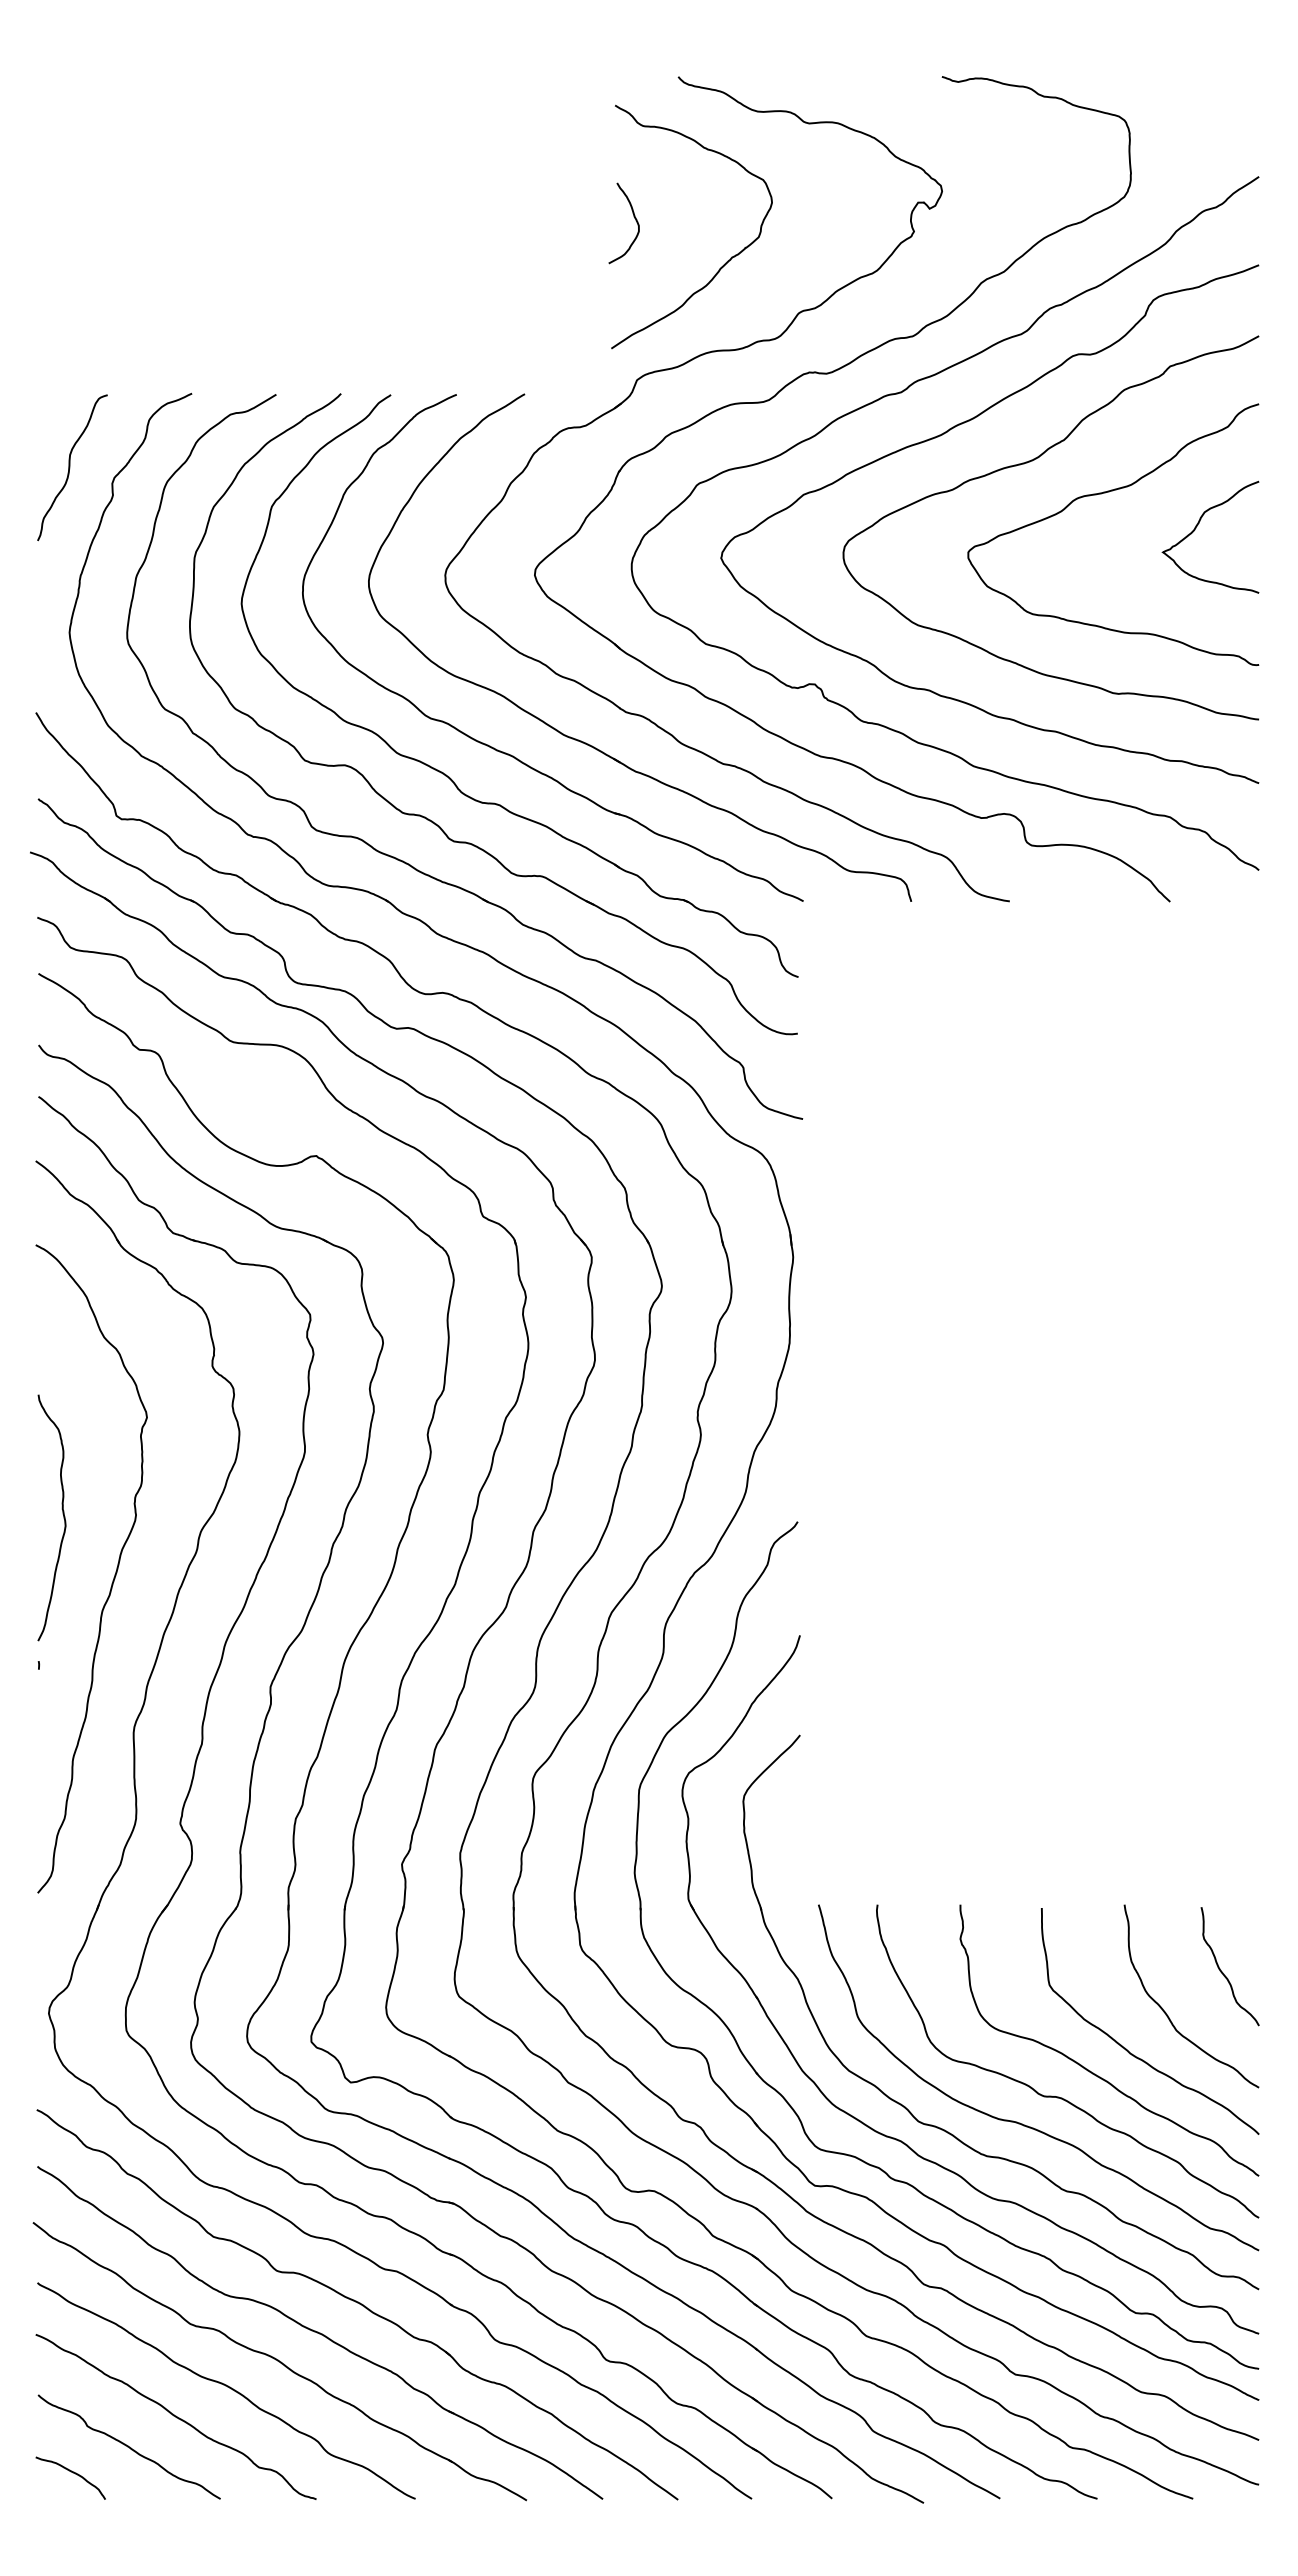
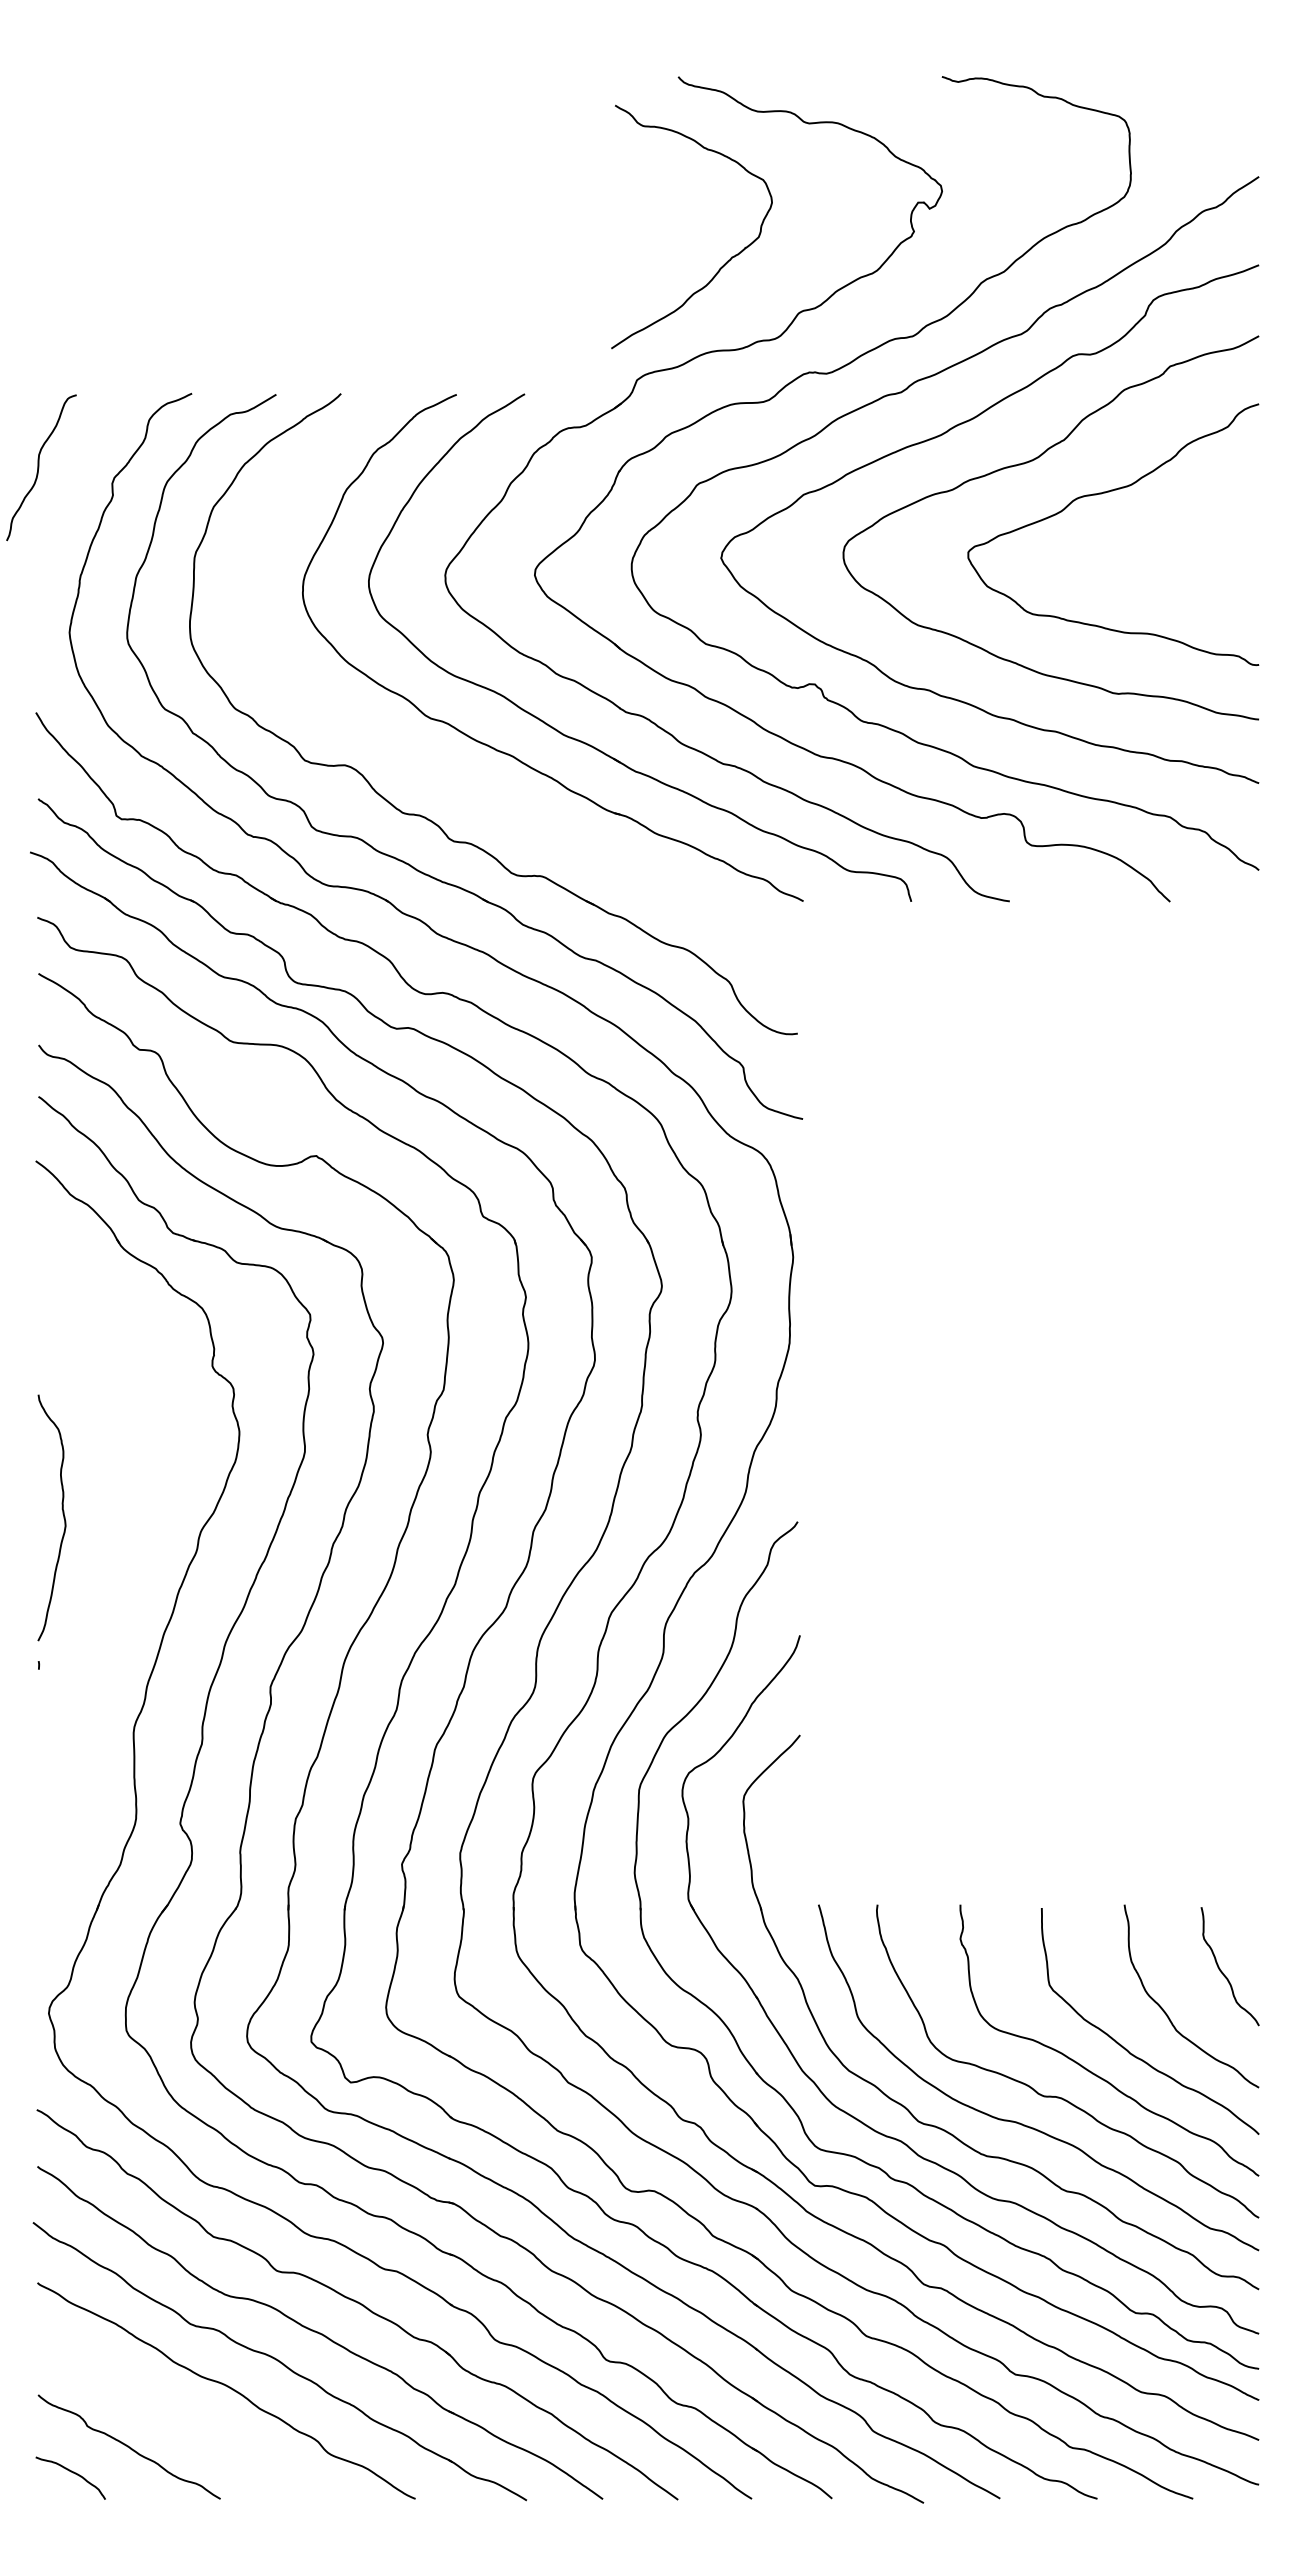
curve: present -> none (634, 218)
curve position: (70, 467) -> (39, 467) (39, 467)
curve: present -> none (1196, 528)
part: present -> none (449, 776)
curve: present -> none (114, 1574)
curve: present -> none (175, 2416)
